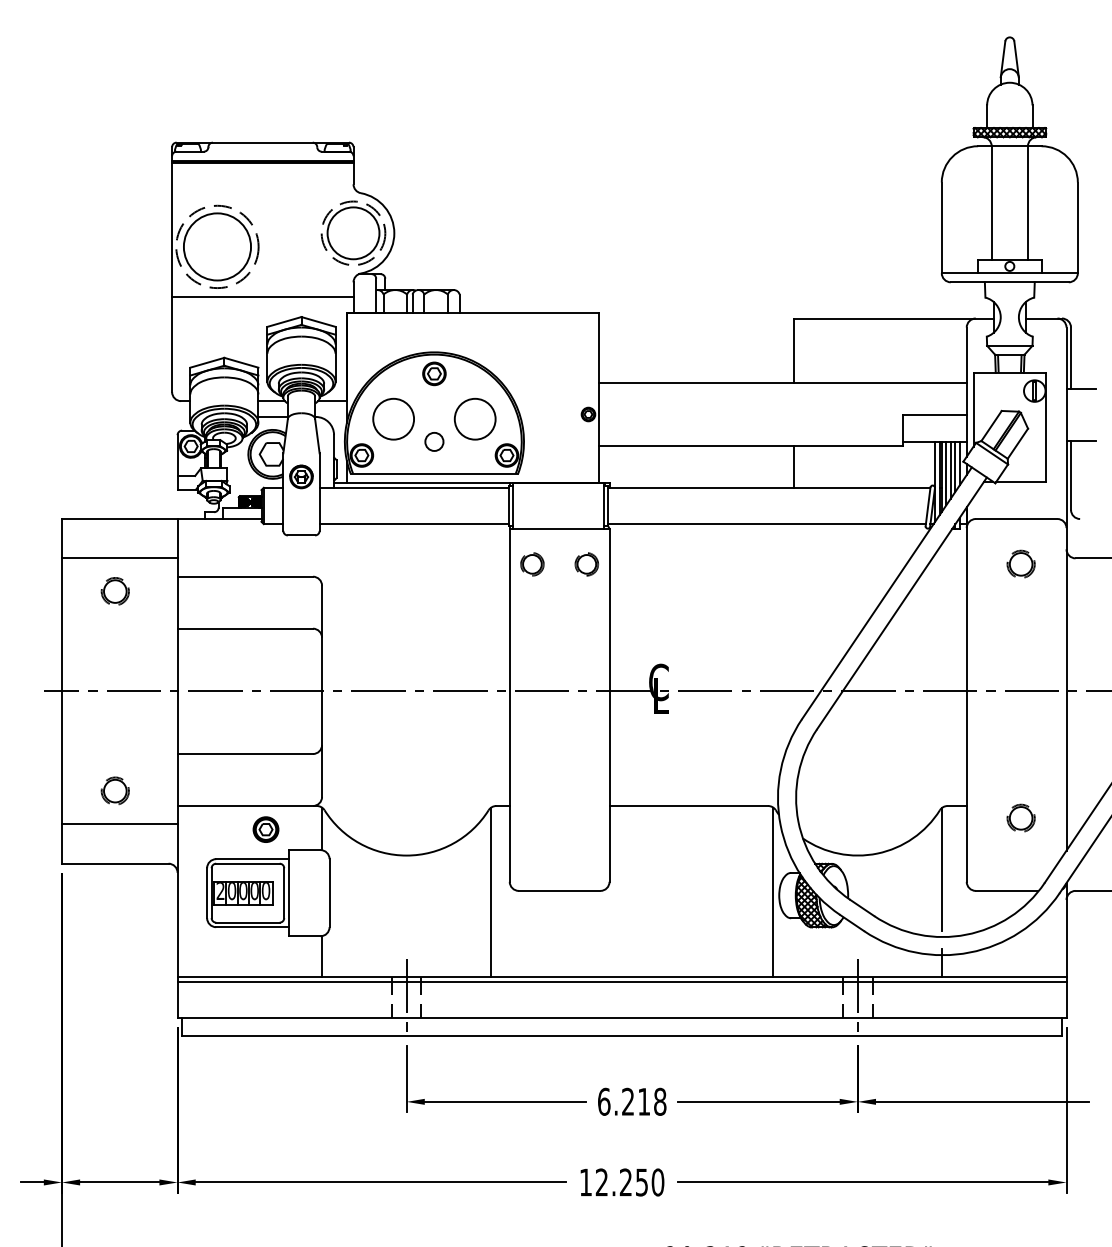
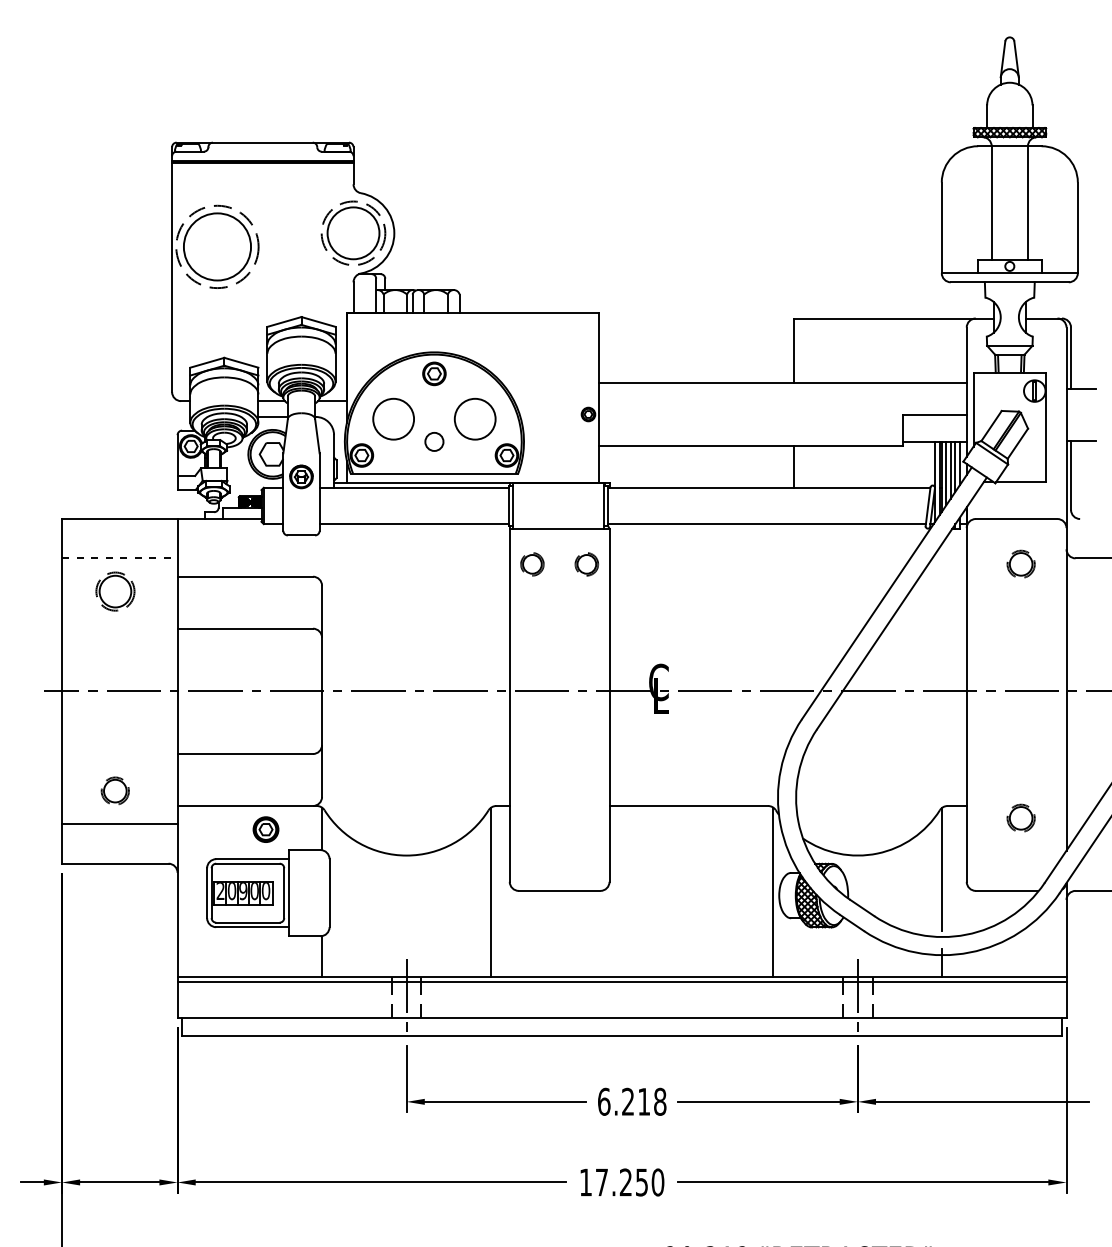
line: present -> none (262, 296)
line: solid -> dashed (119, 558)
part size: 30x29 px -> 41x41 px (115, 591)
text: 0 -> 9 (243, 891)
text: 12.250 -> 17.250 (601, 1182)
